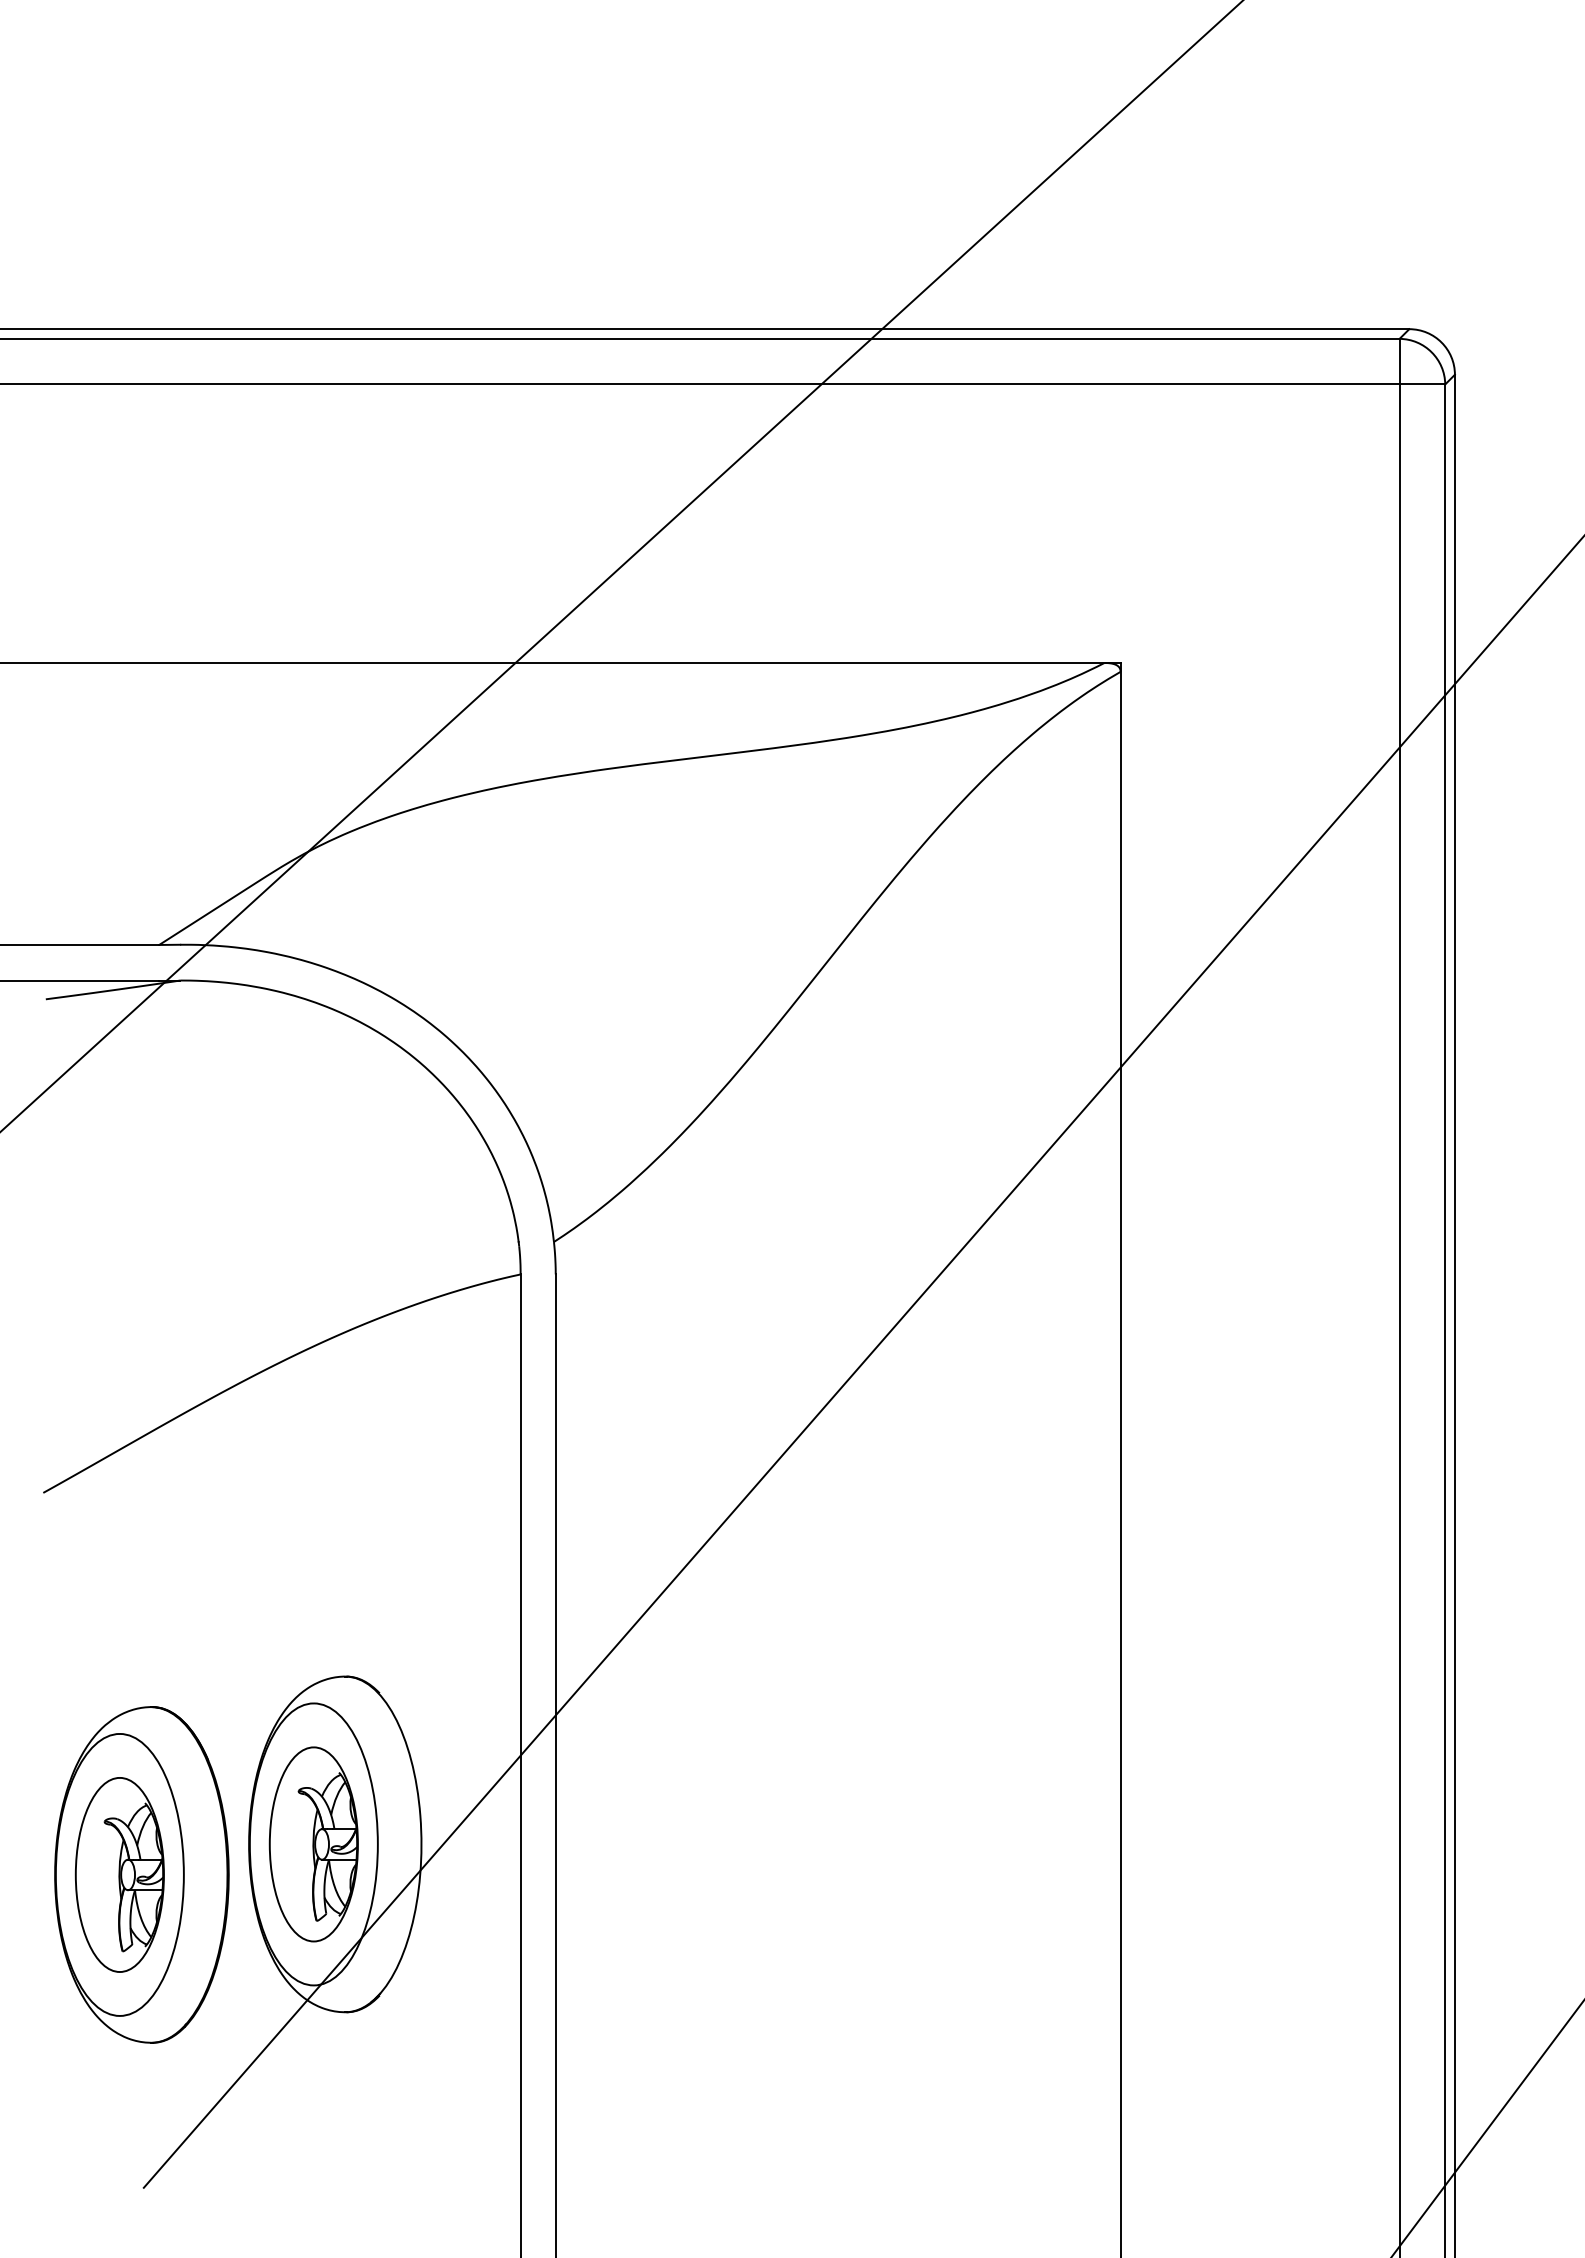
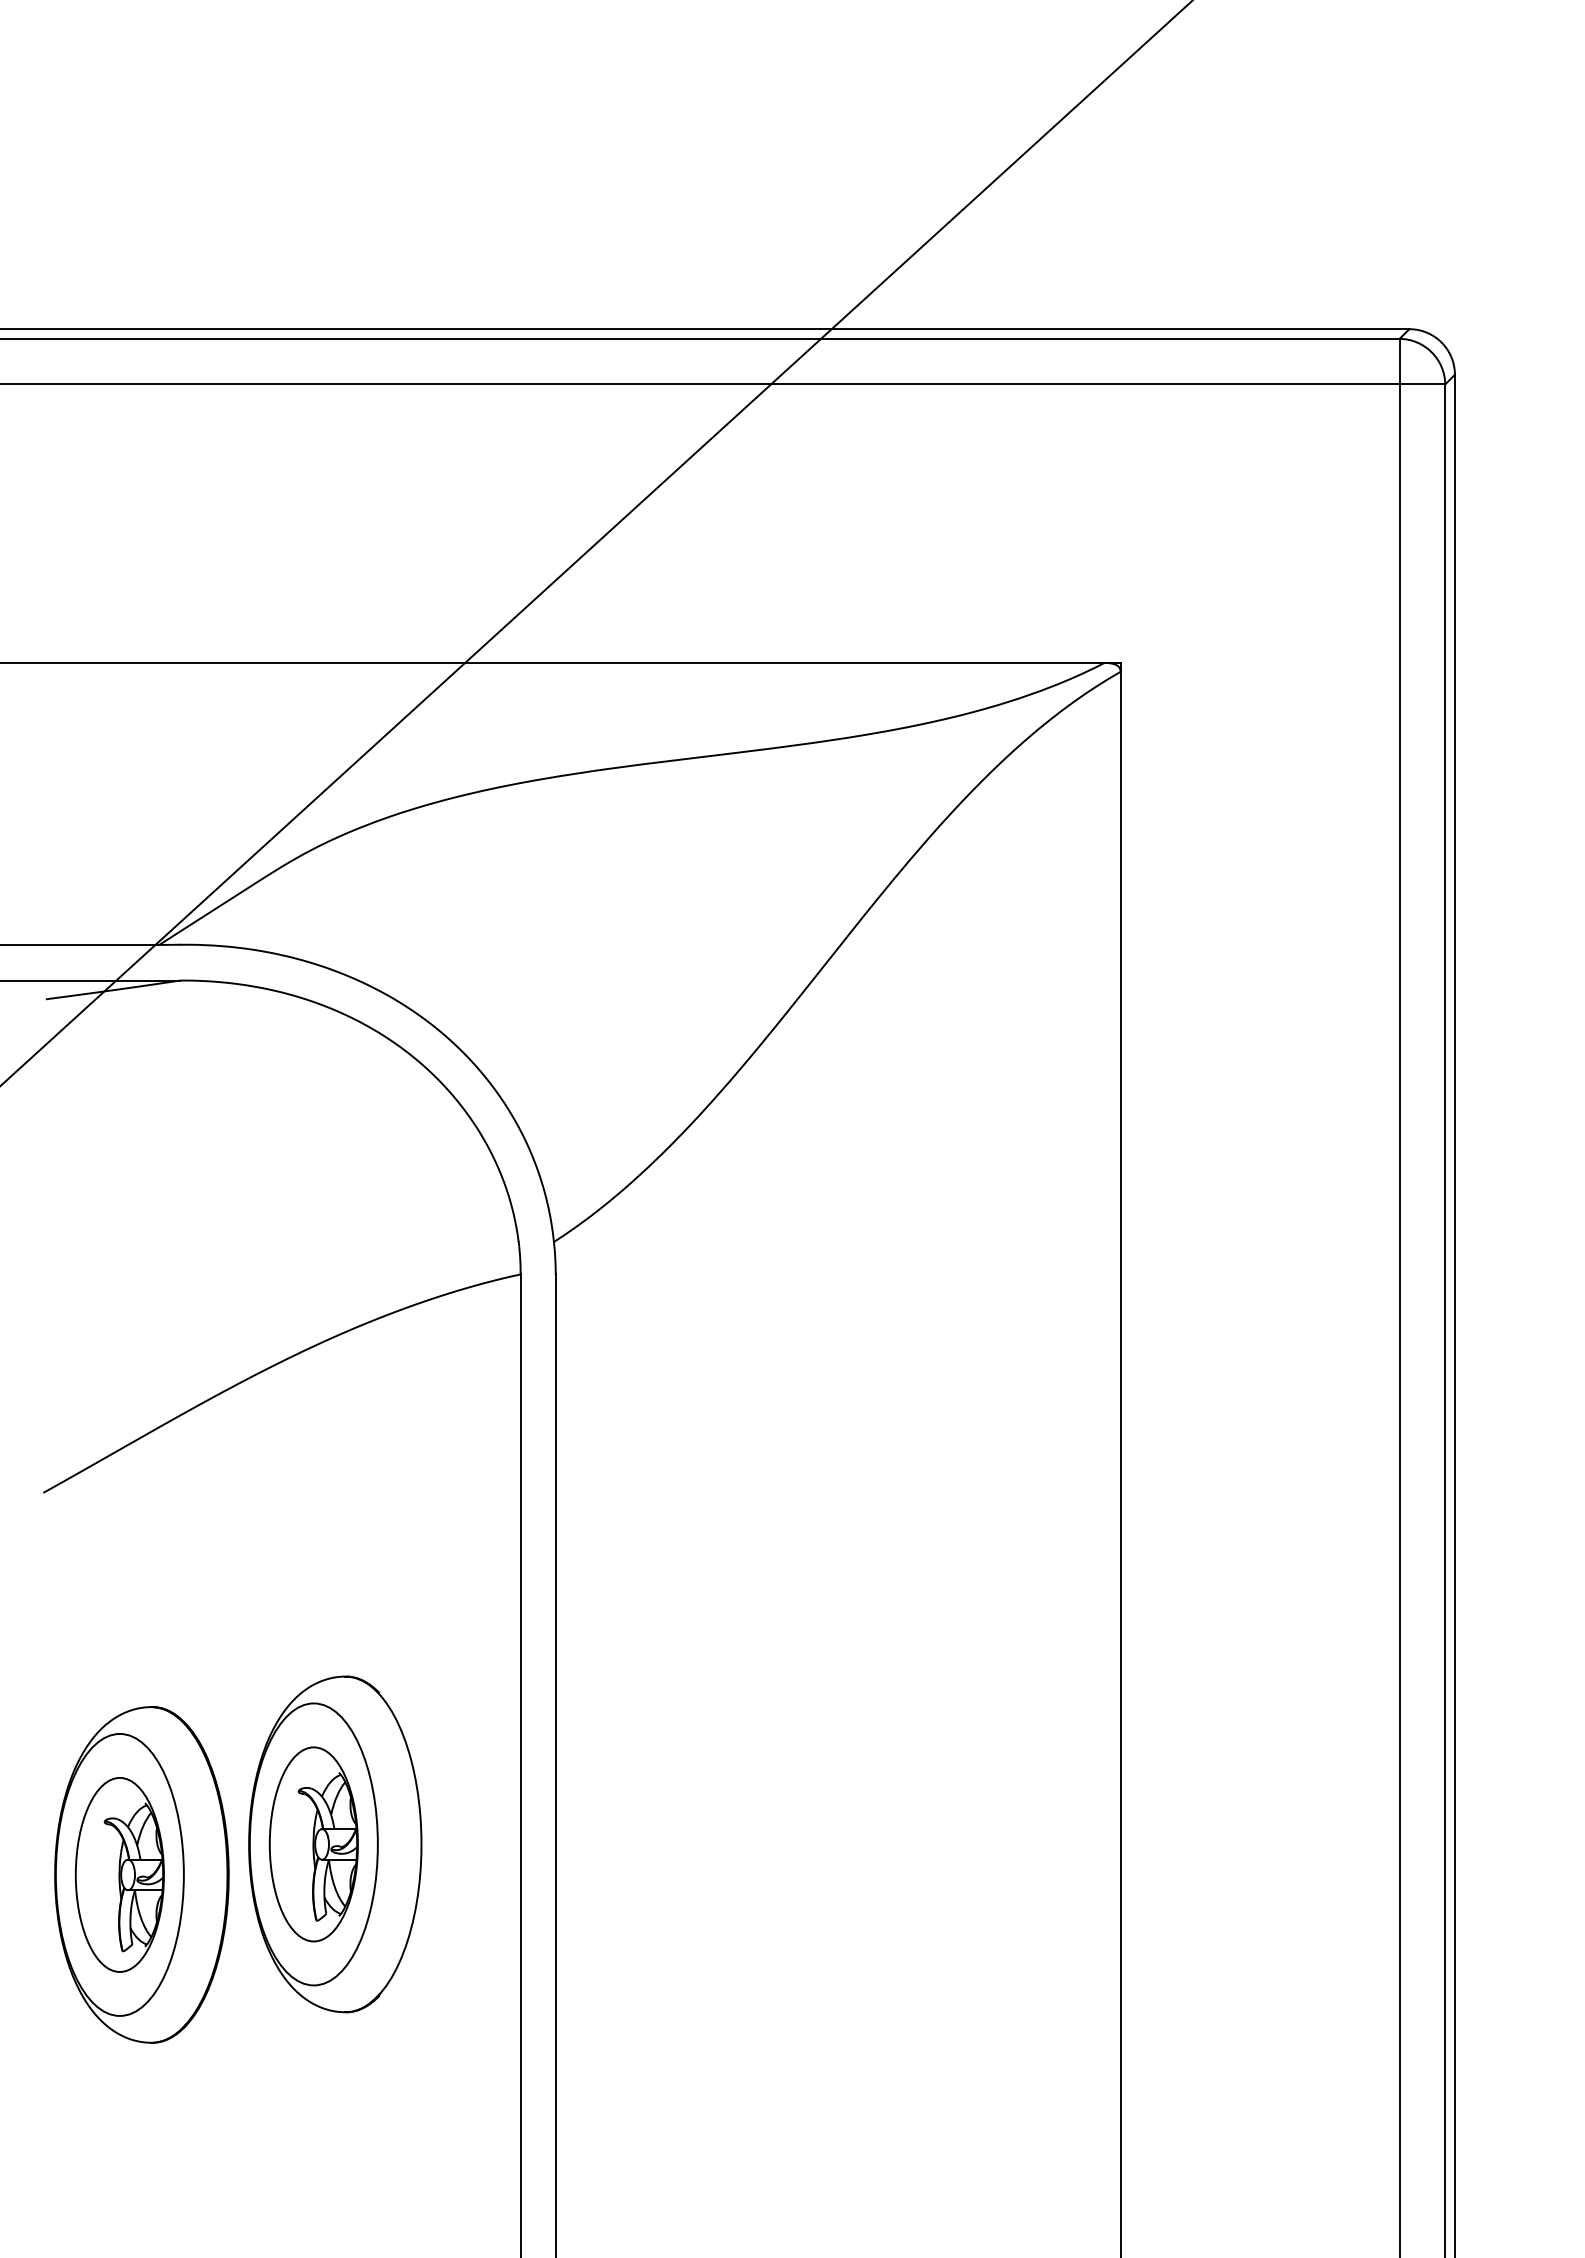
line position: (621, 566) -> (596, 543) (596, 543)
line: present -> none (862, 1363)
line: present -> none (1487, 2128)
